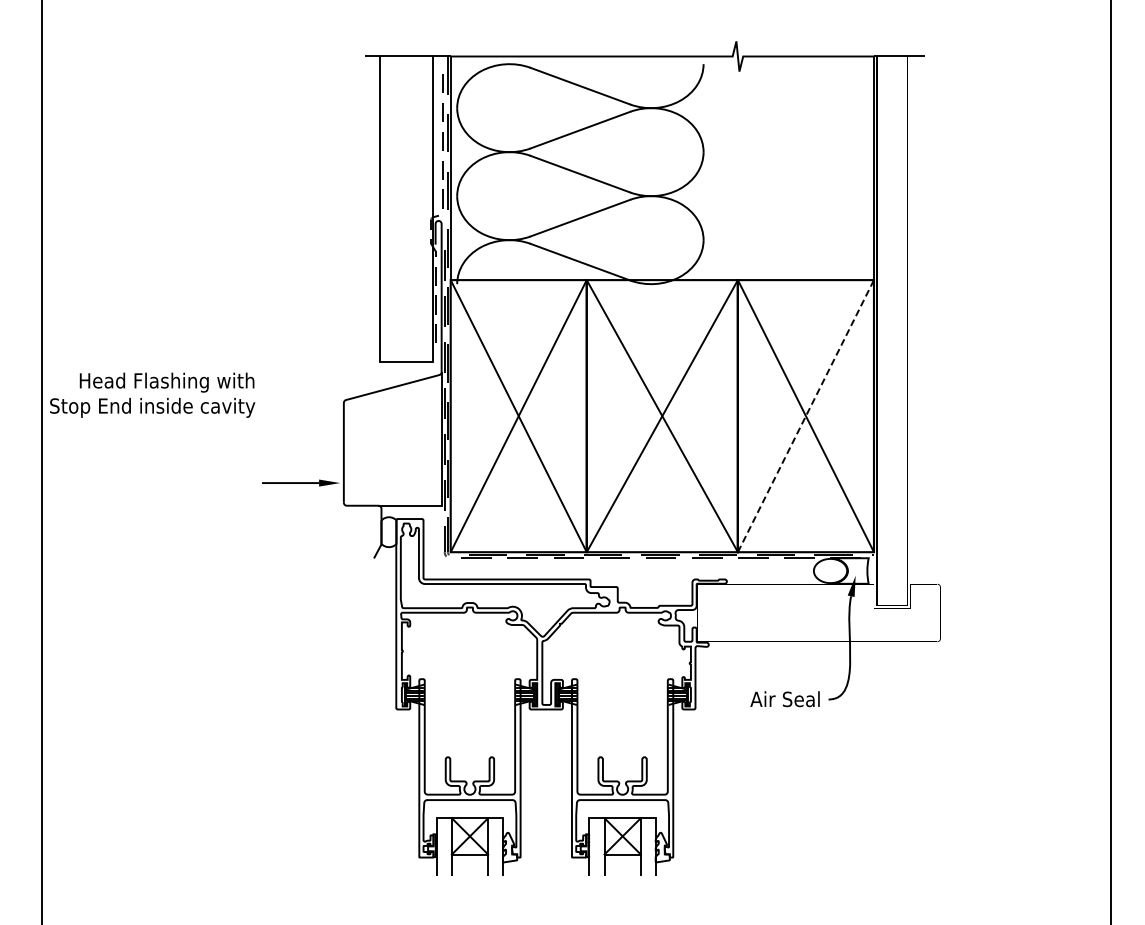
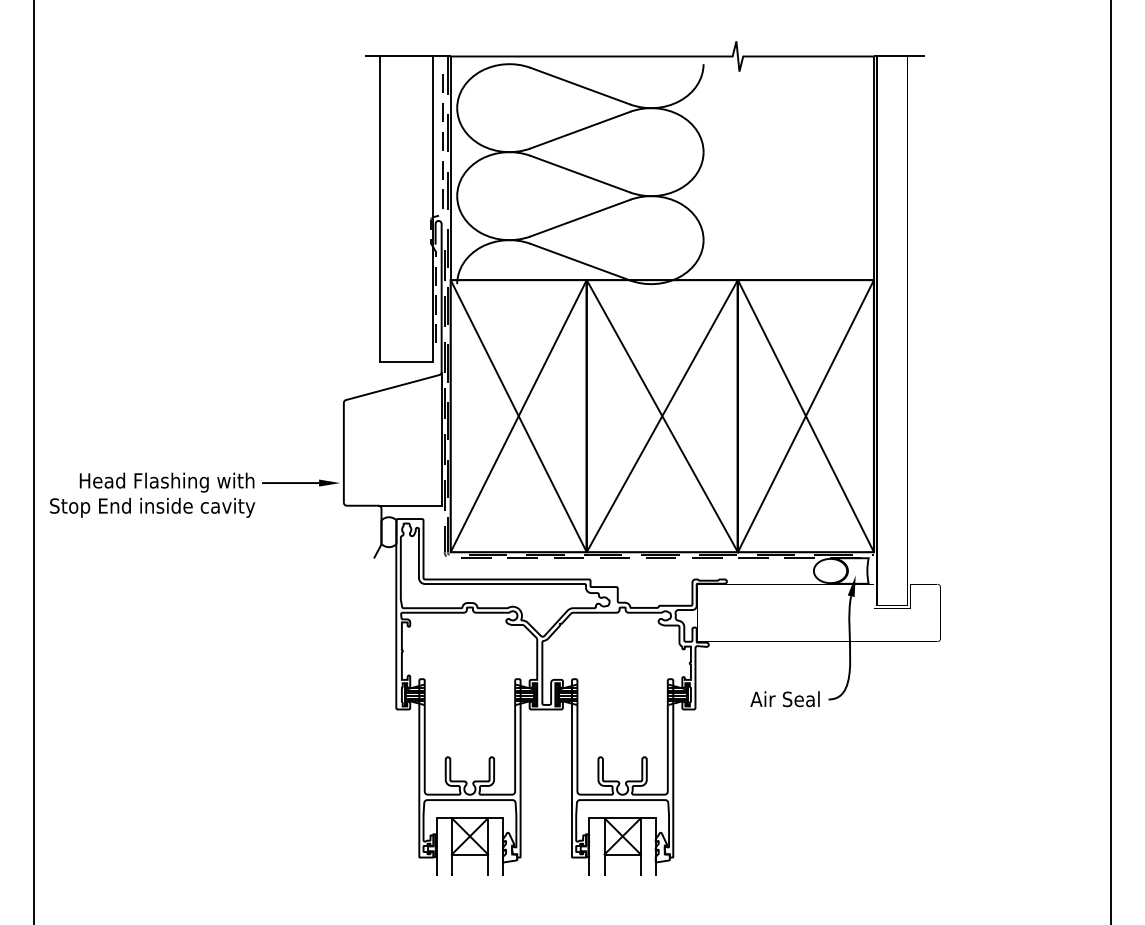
text position: (152, 394) -> (152, 494) (152, 494)
line: dashed -> solid (806, 415)
line position: (42, 461) -> (34, 461) (34, 461)
